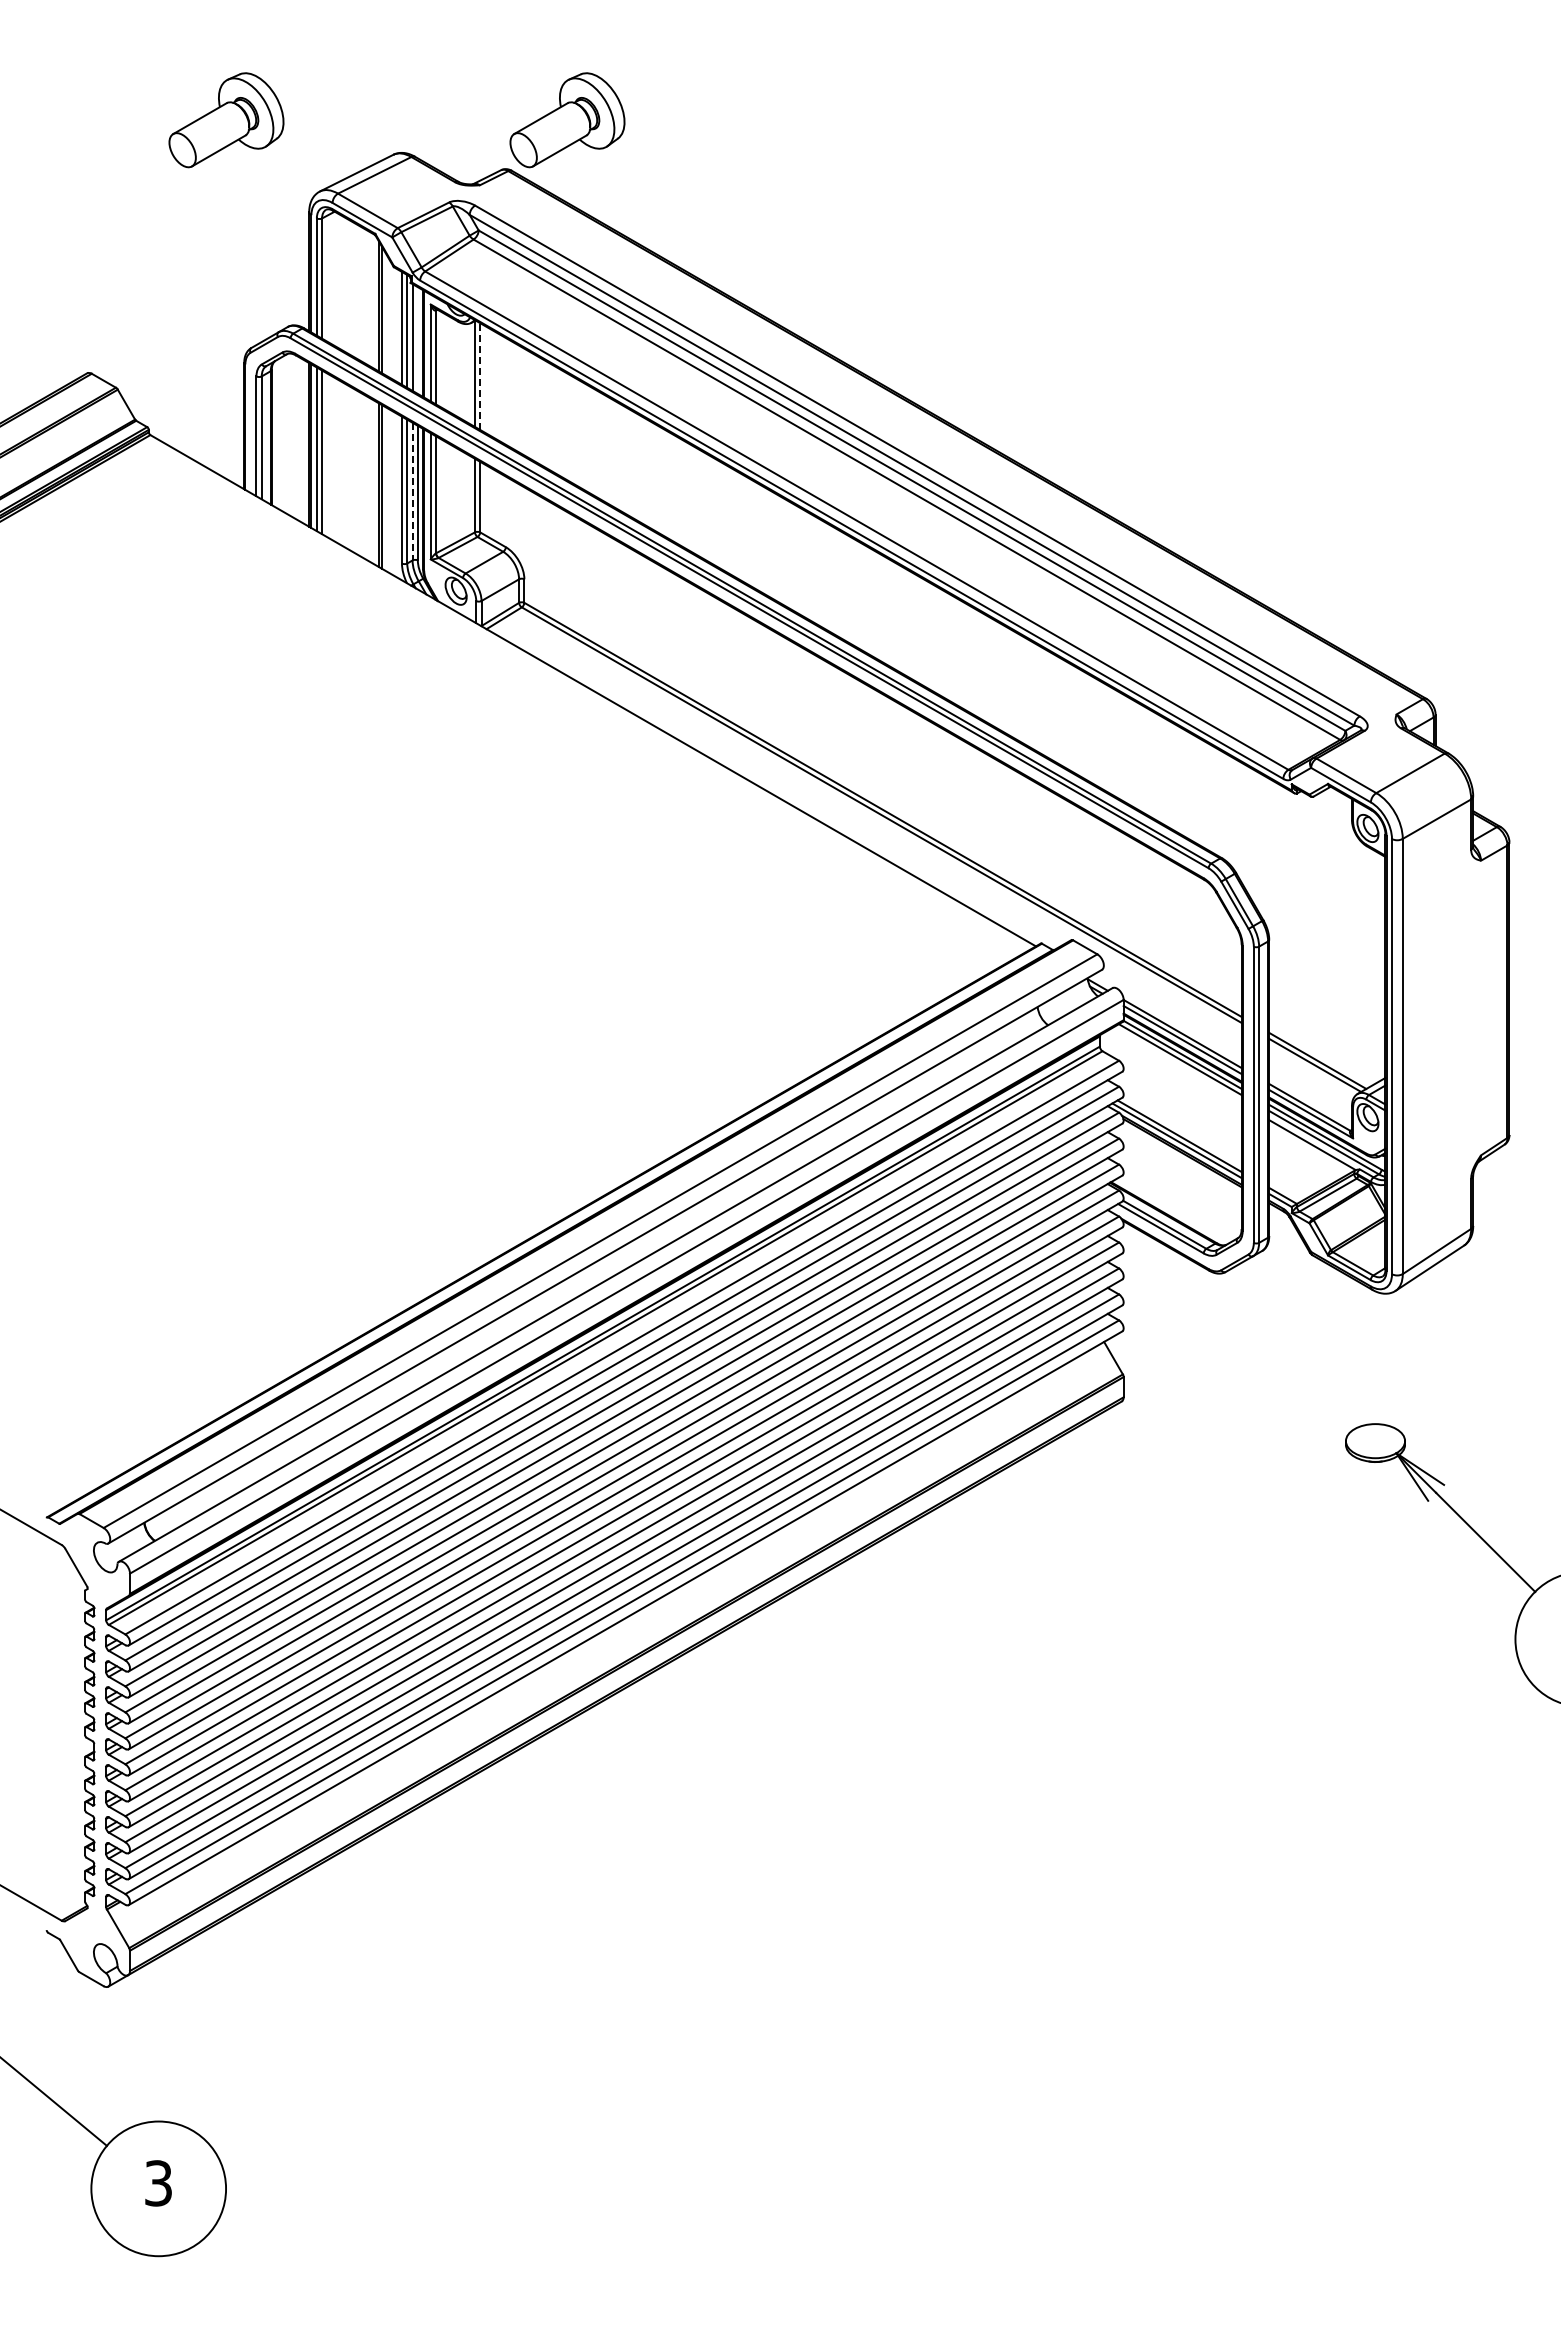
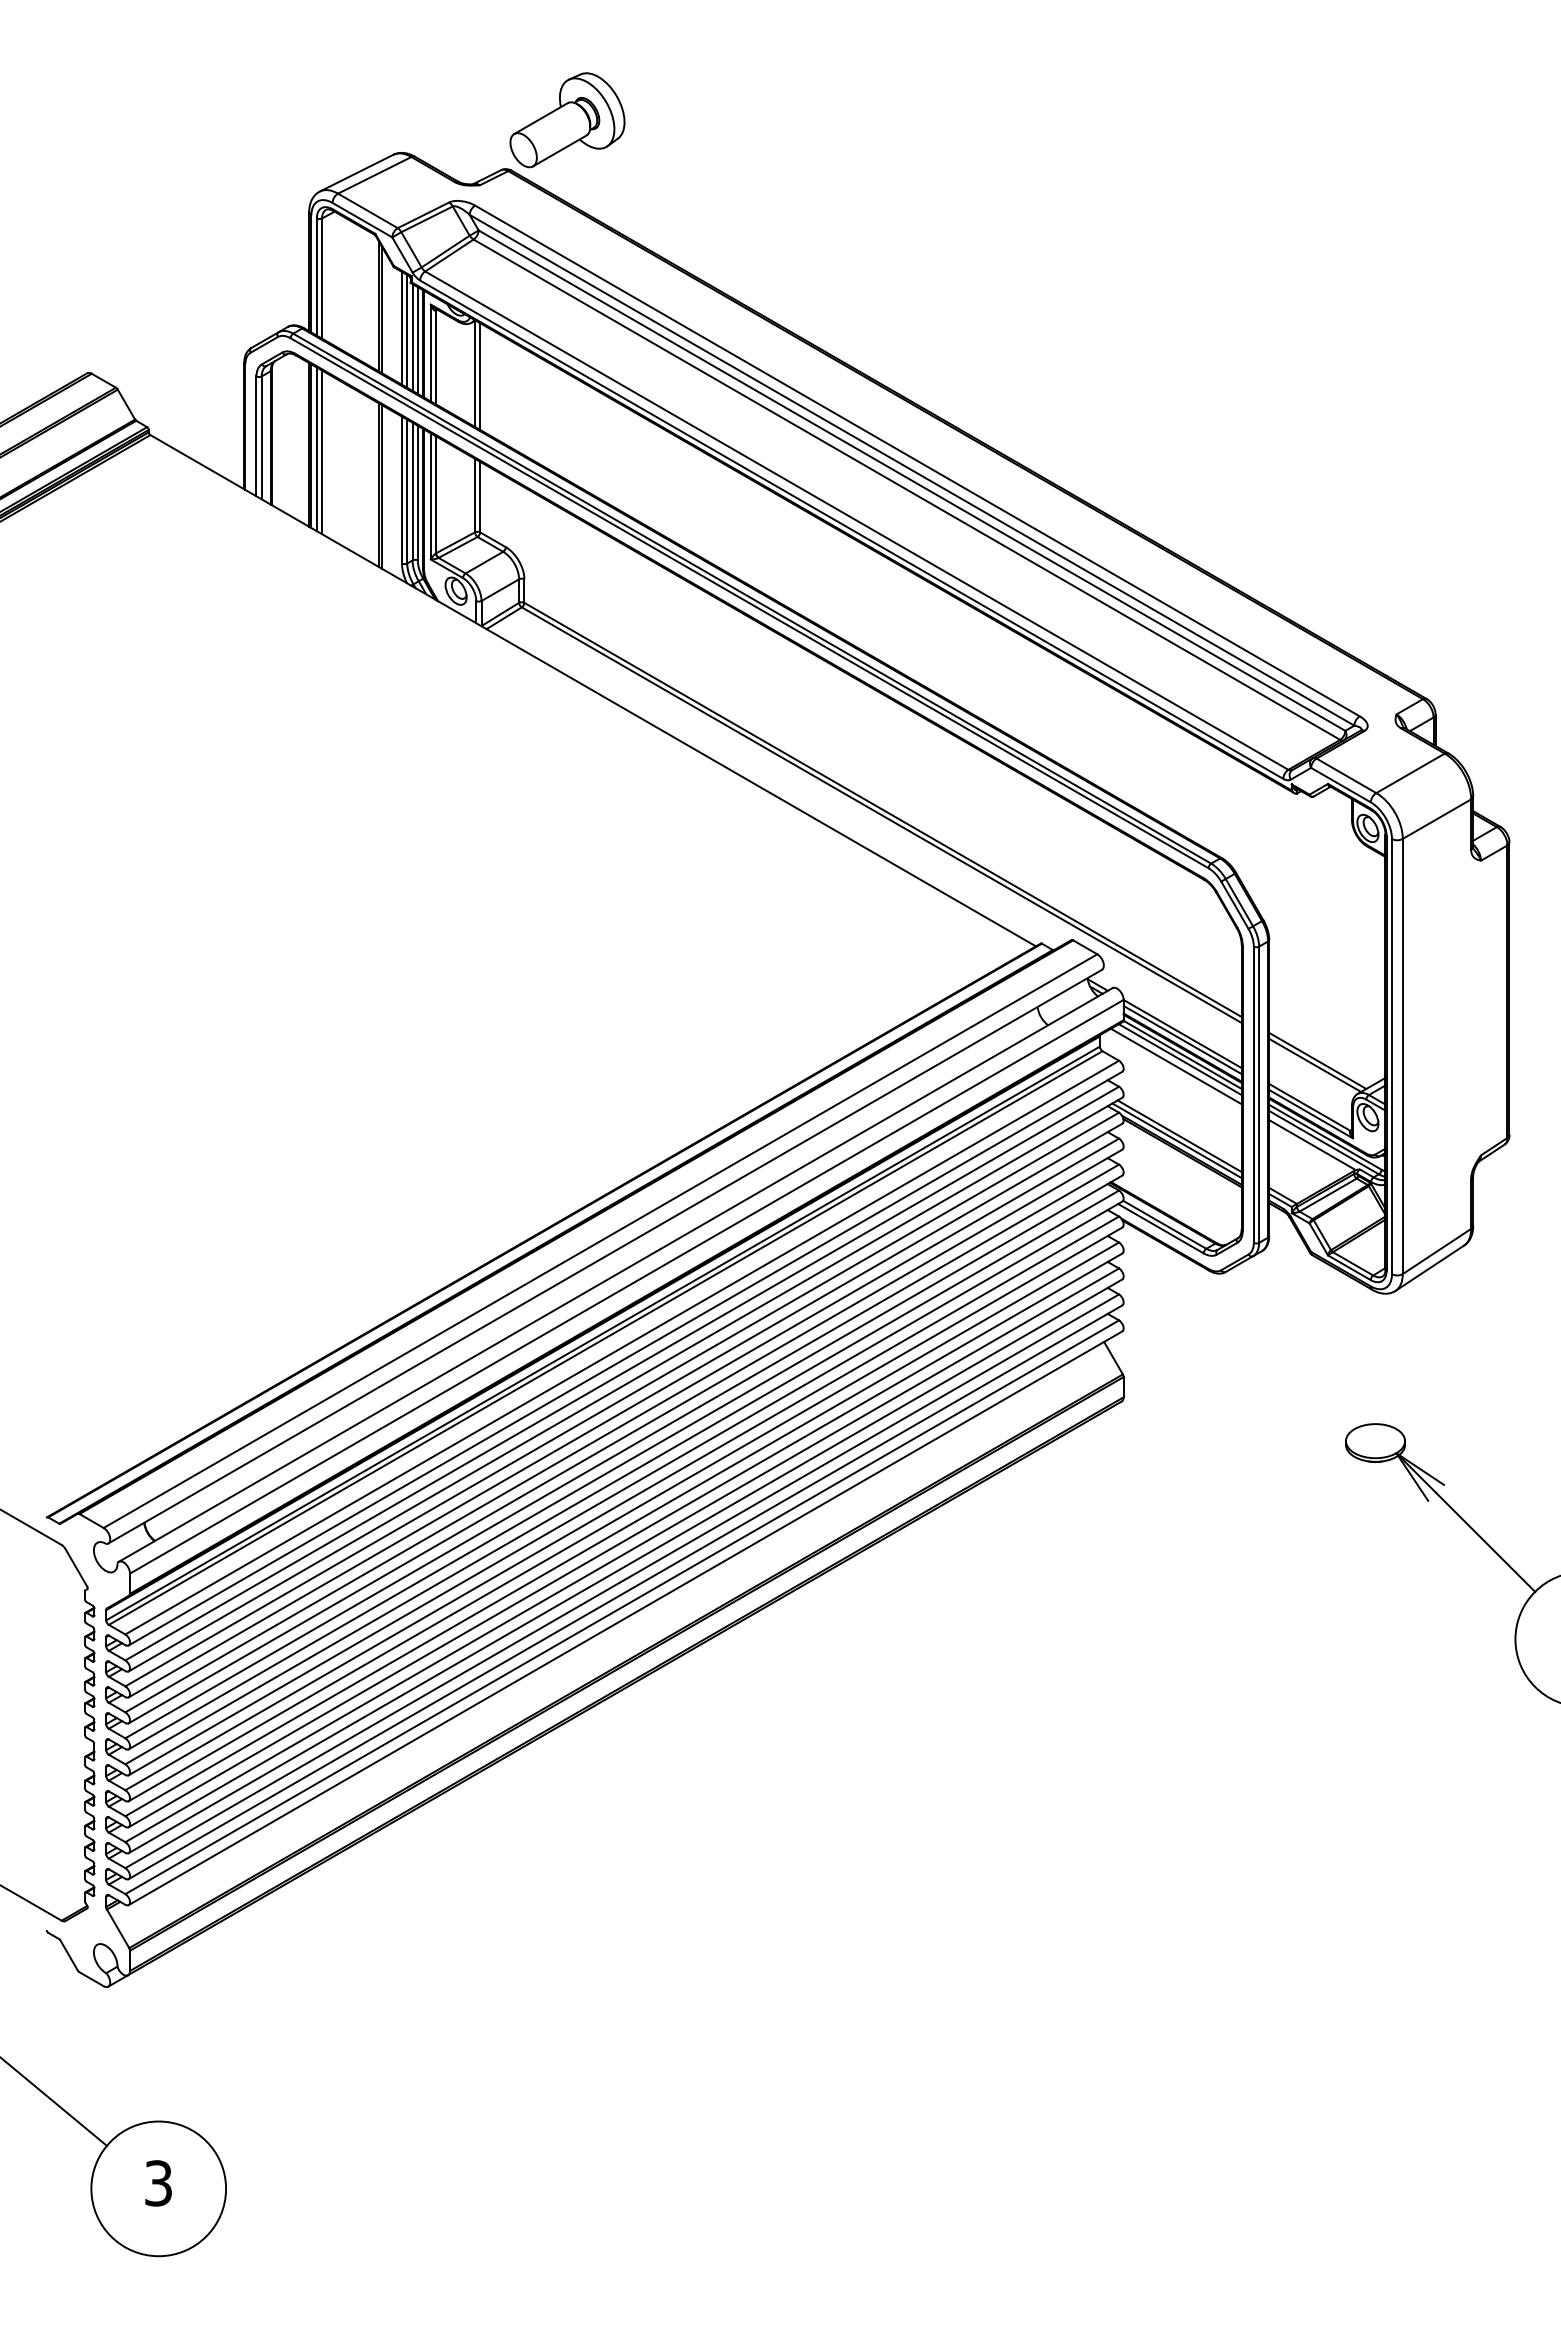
part: present -> none (226, 120)
line: none -> present (417, 340)
line: dashed -> solid (480, 376)
line: dashed -> solid (412, 491)
line: none -> present (1175, 1066)
